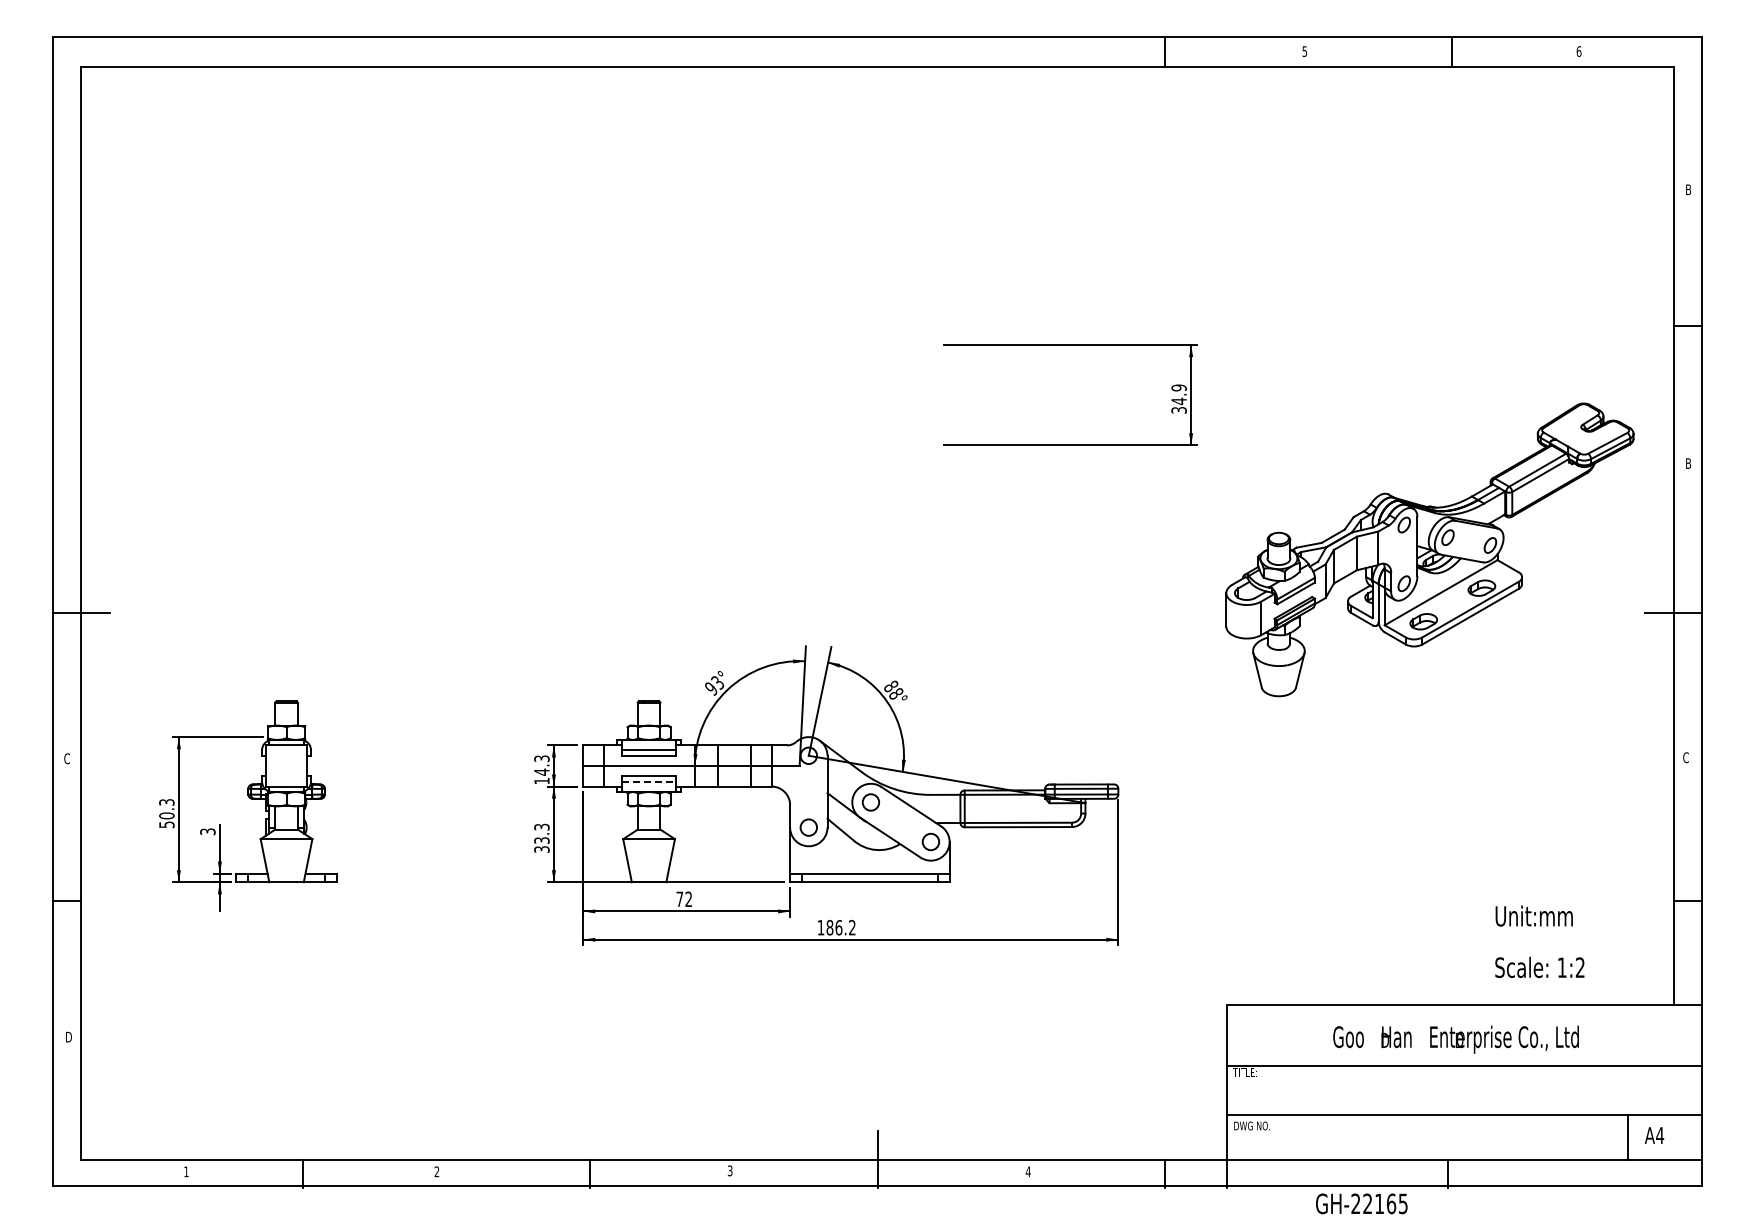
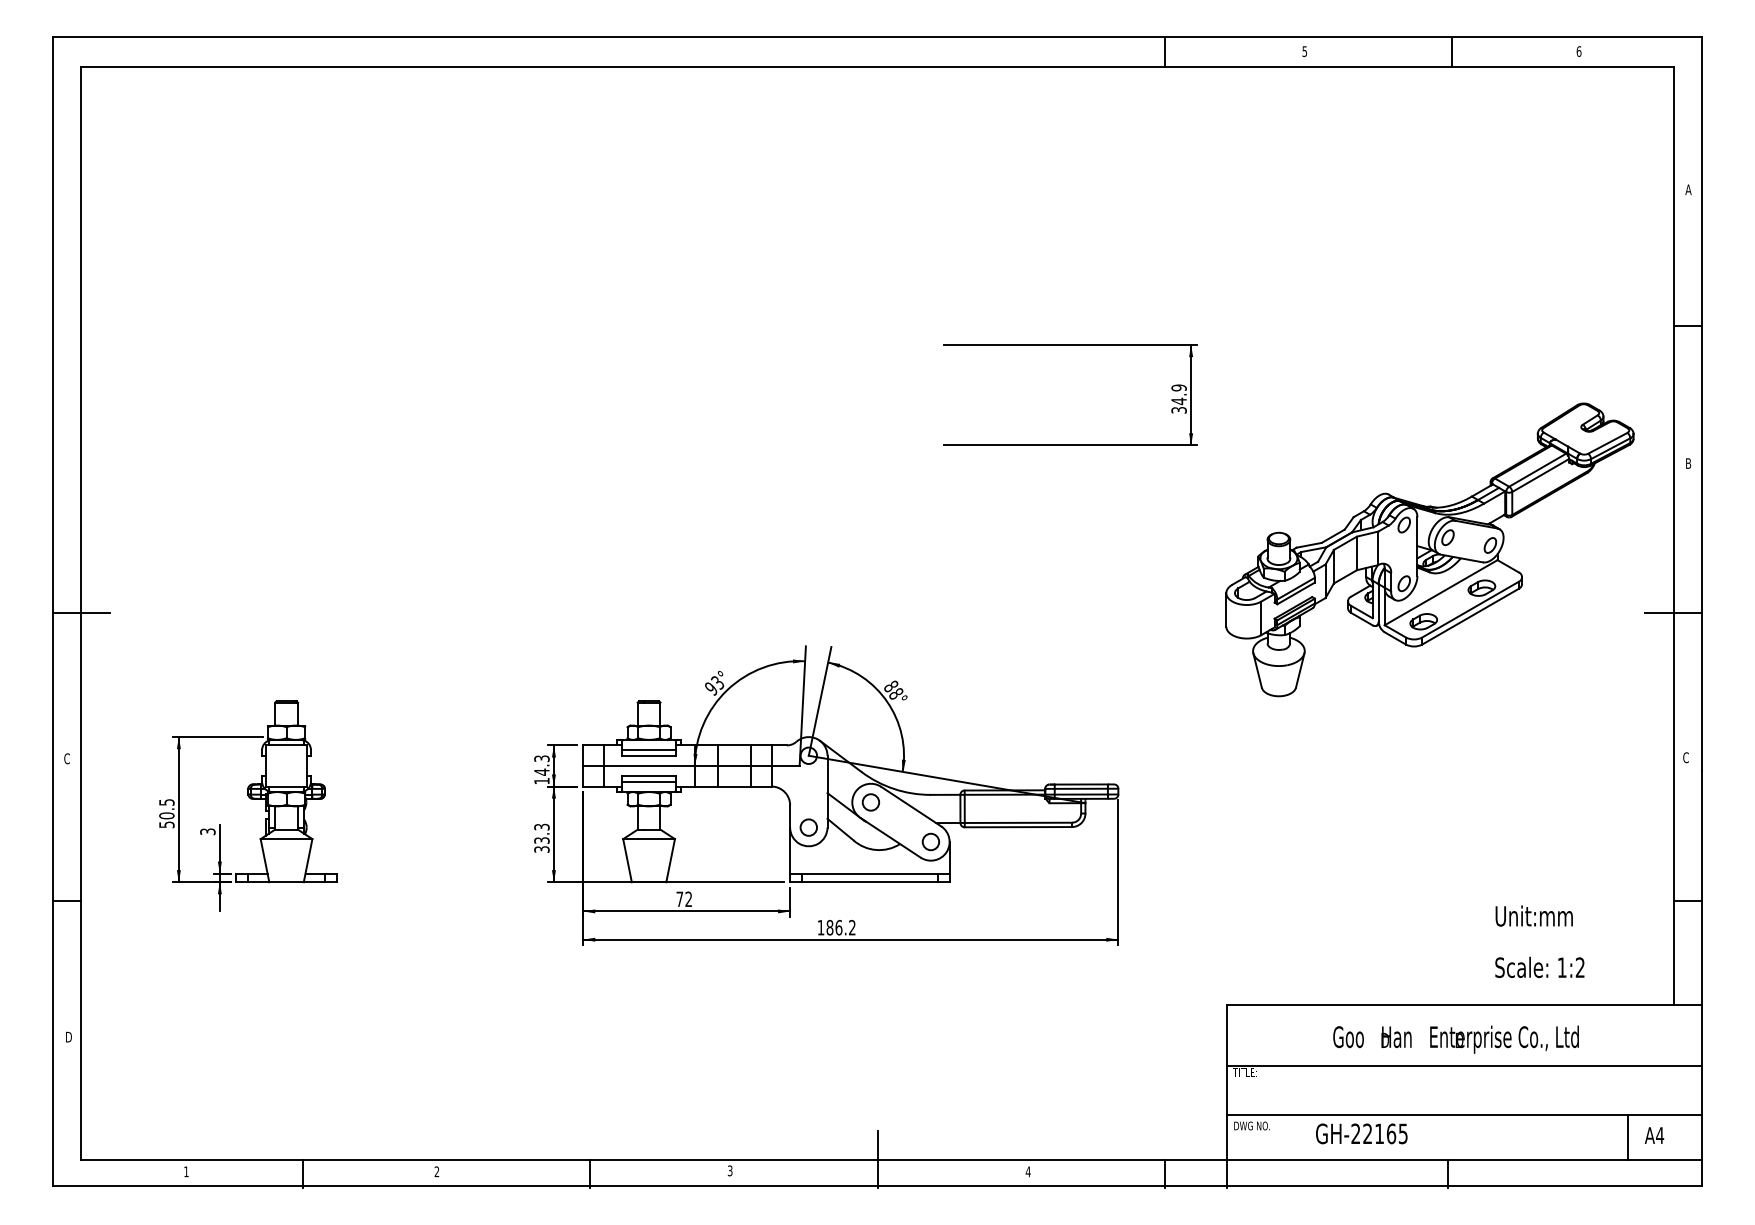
text: B -> A (1688, 189)
line: dashed -> solid (648, 781)
text: 50.3 -> 50.5 (166, 802)
text position: (1361, 1203) -> (1361, 1133) (1361, 1133)
